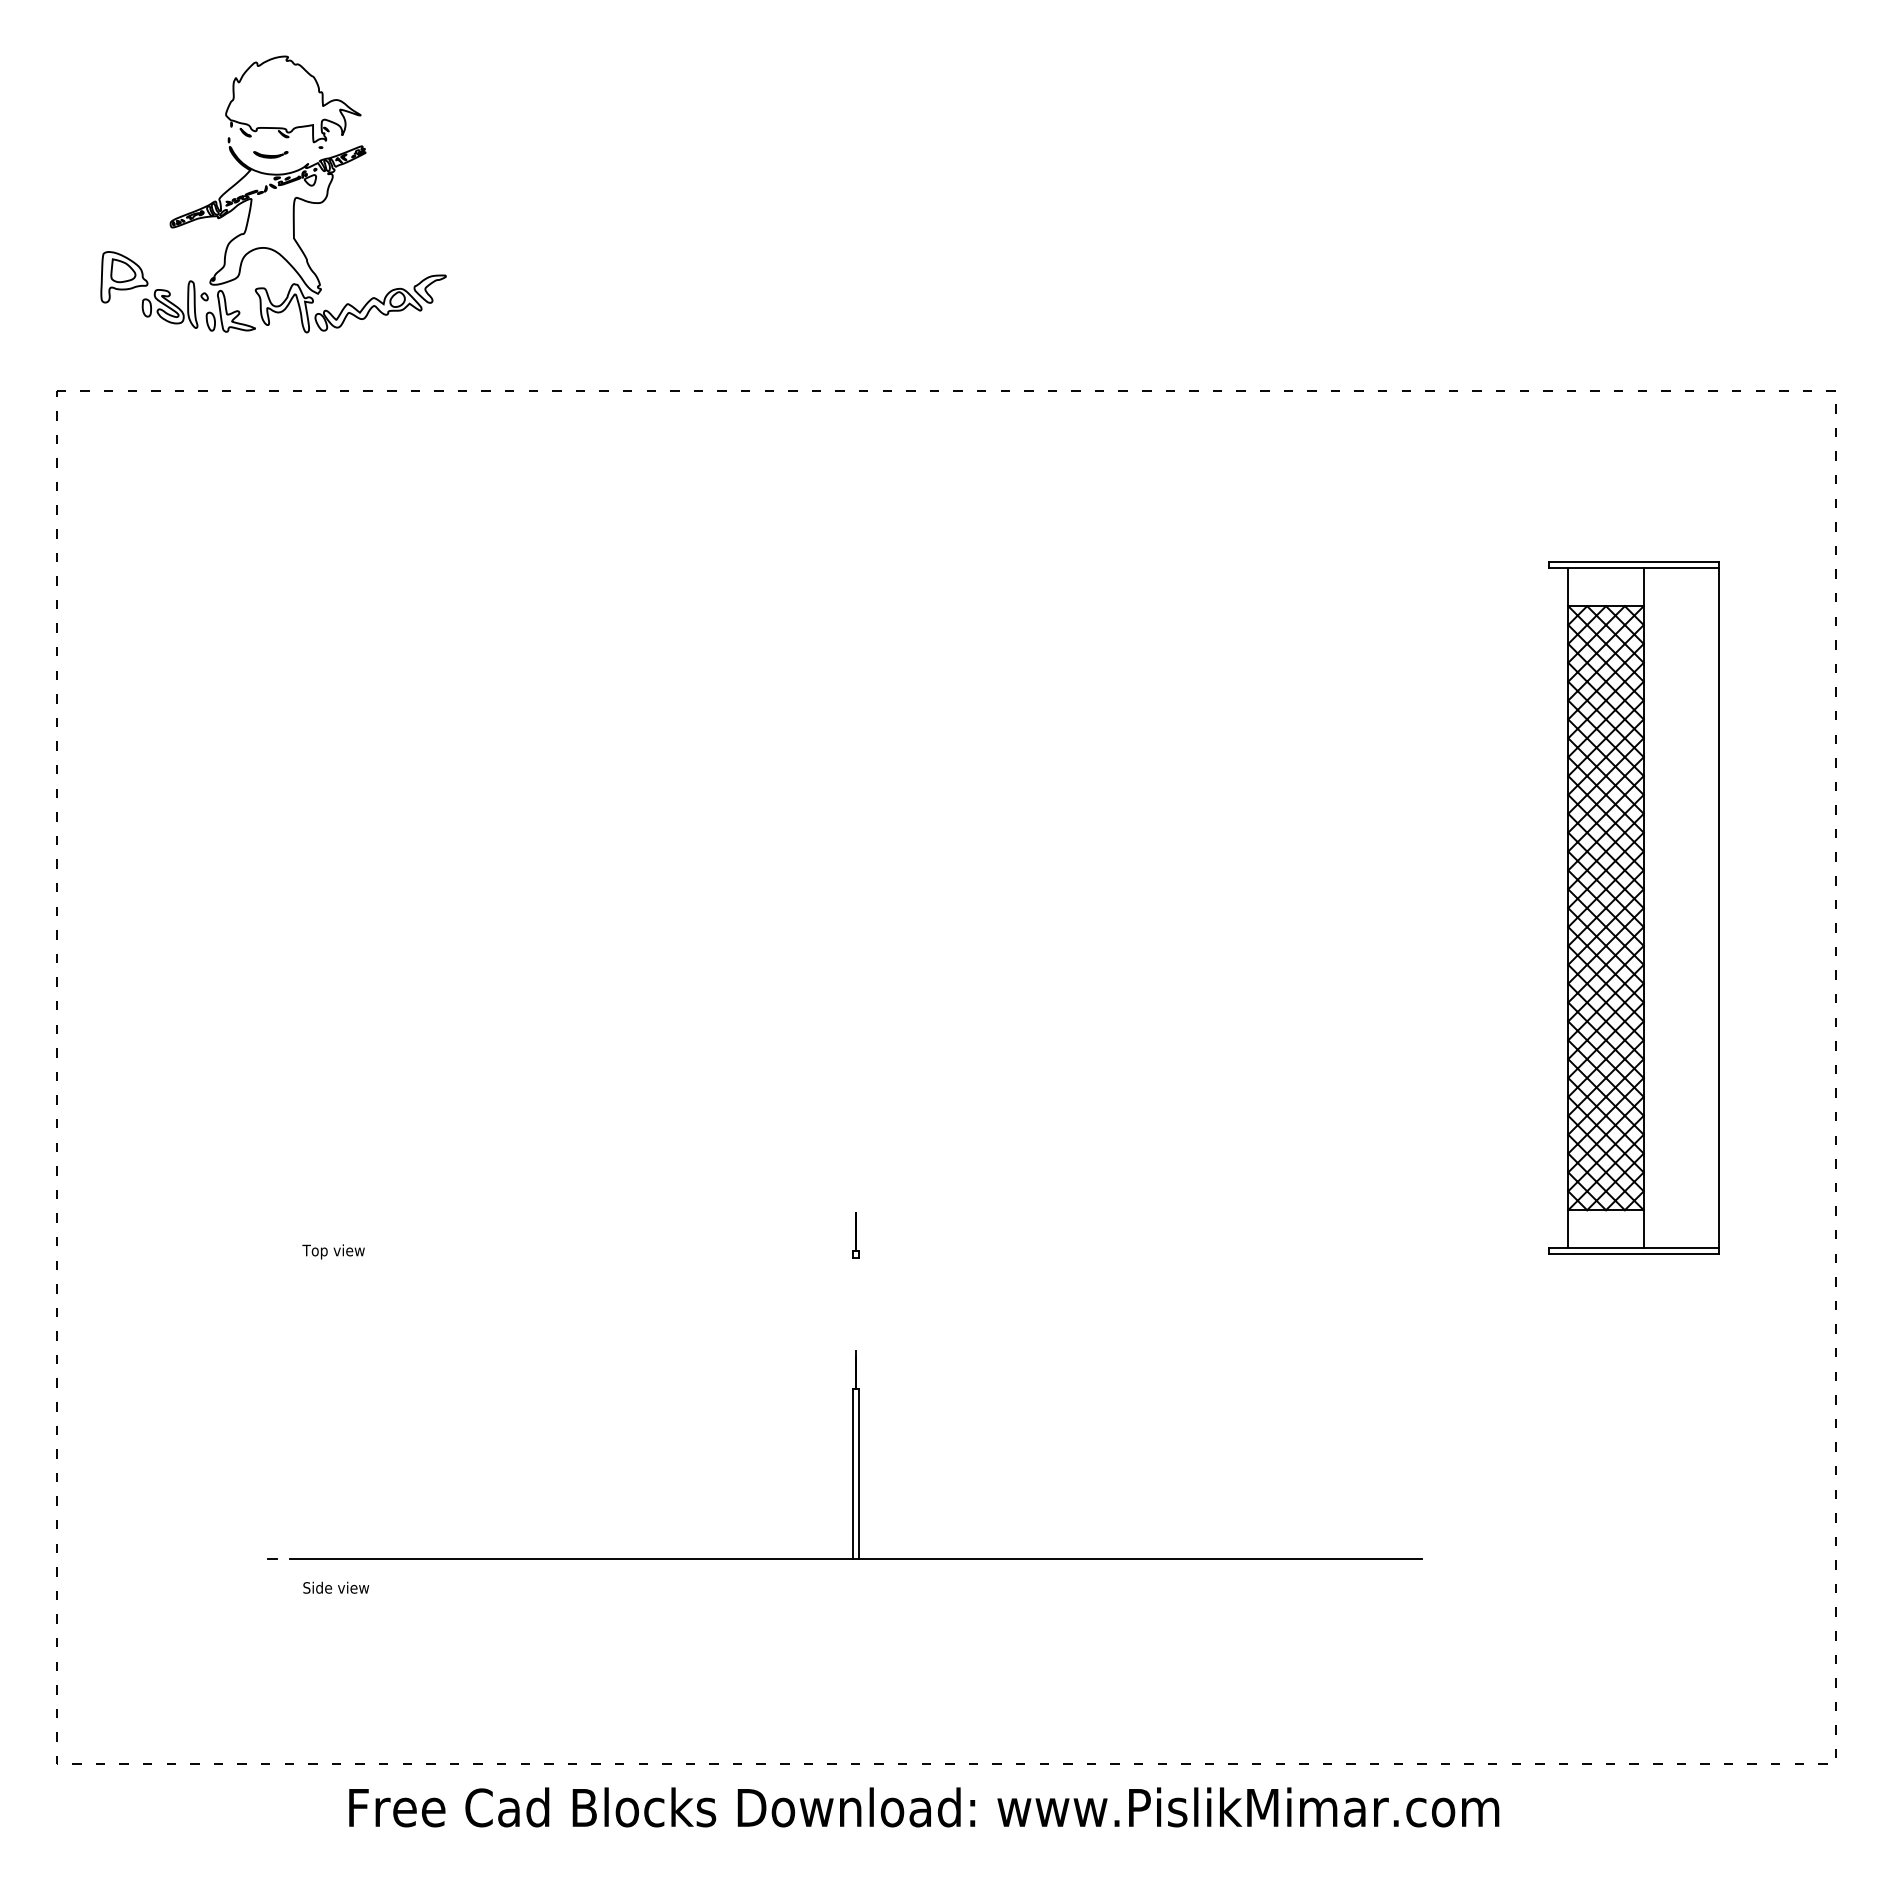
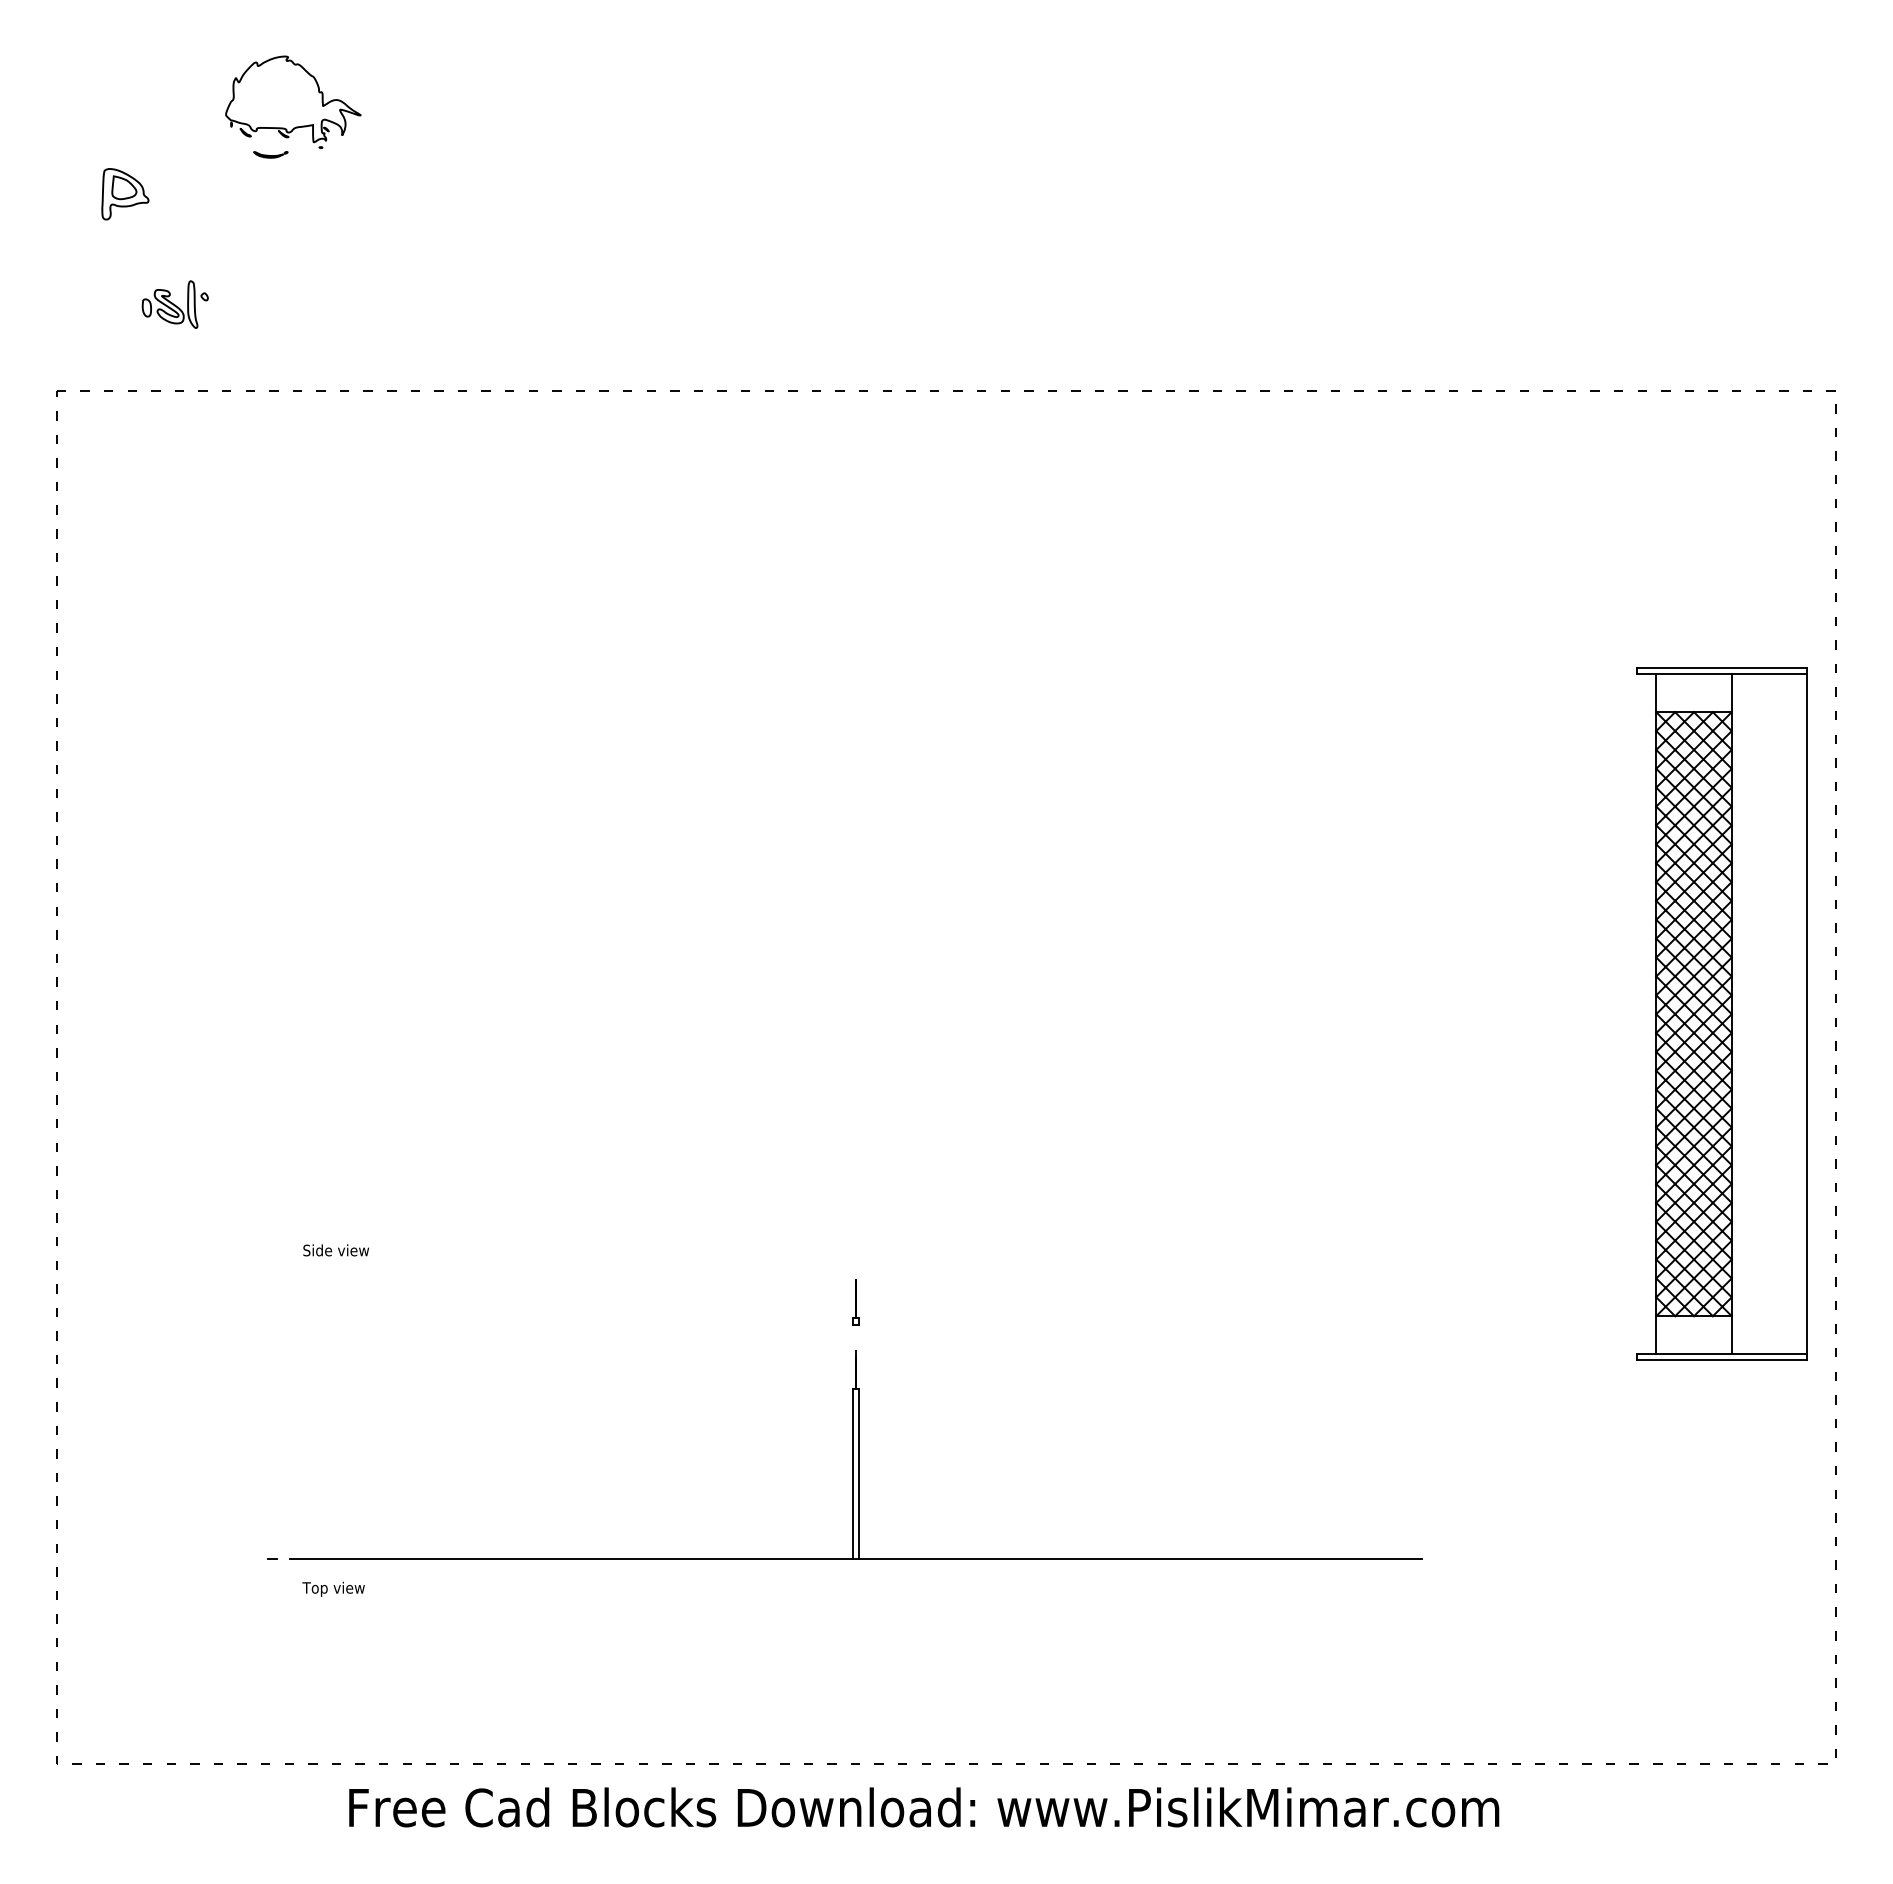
part: present -> none (297, 241)
part position: (124, 277) -> (125, 194) (125, 194)
part position: (1633, 907) -> (1721, 1013) (1721, 1013)
part position: (855, 1235) -> (855, 1302) (855, 1302)
text: Top view -> Side view (335, 1251)
text: Side view -> Top view (335, 1588)
